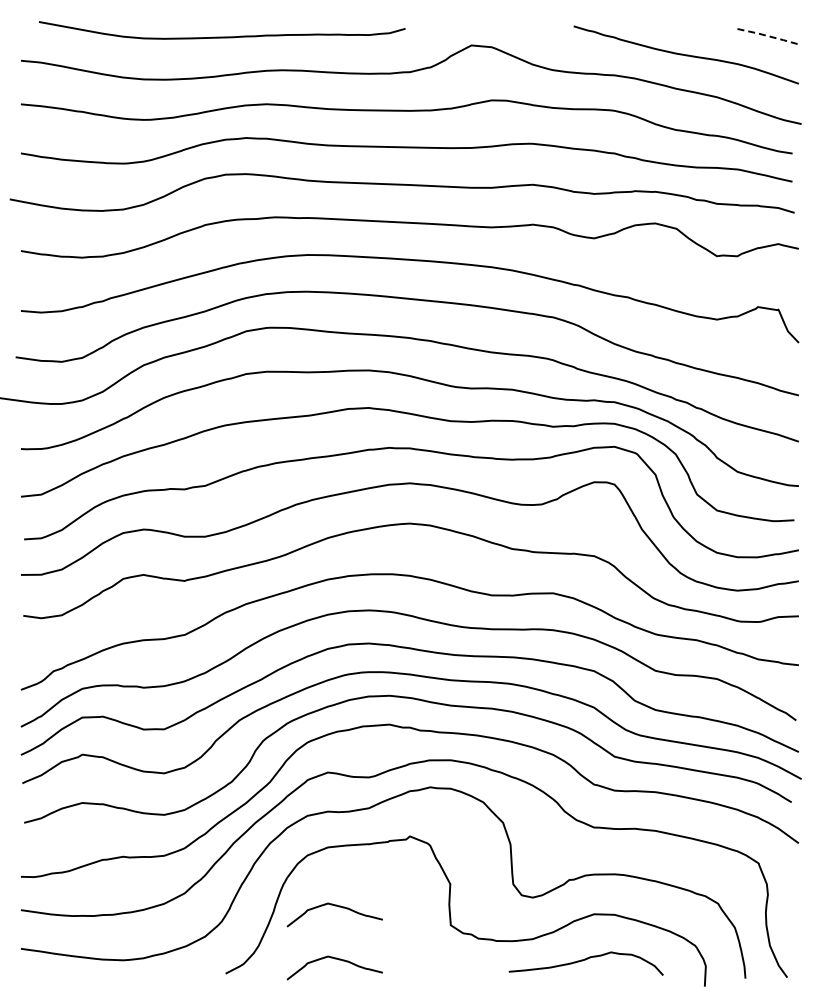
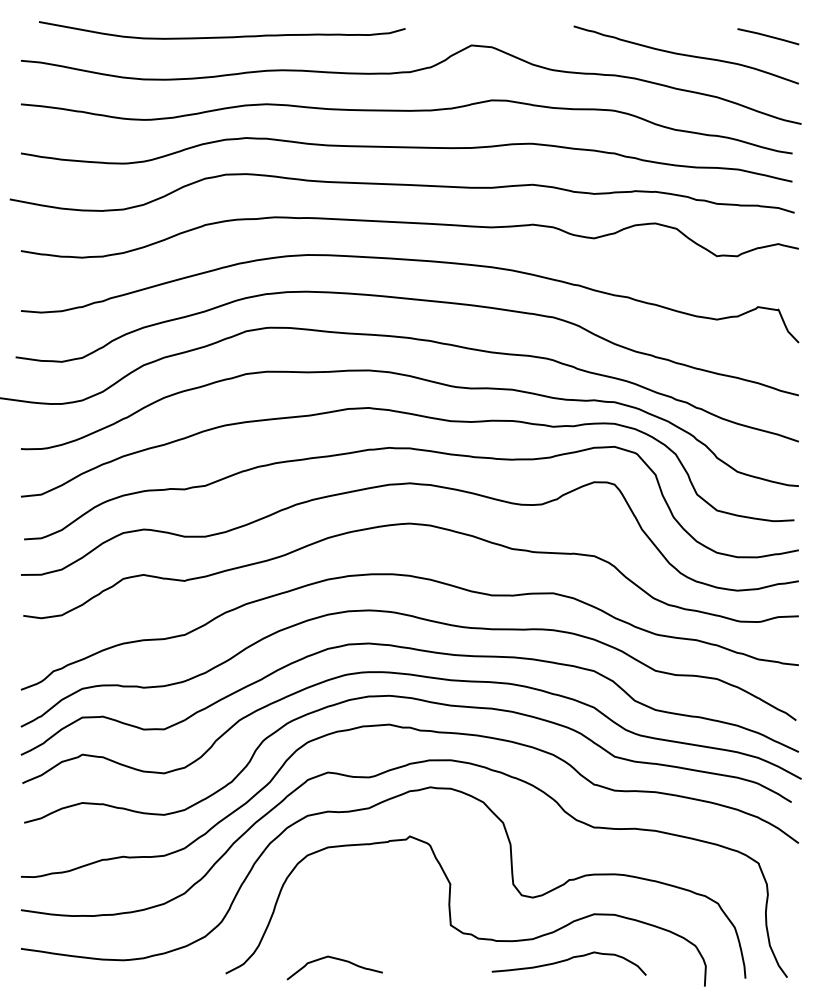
line: dashed -> solid (769, 36)
curve: present -> none (334, 906)
curve position: (585, 960) -> (568, 960) (568, 960)
